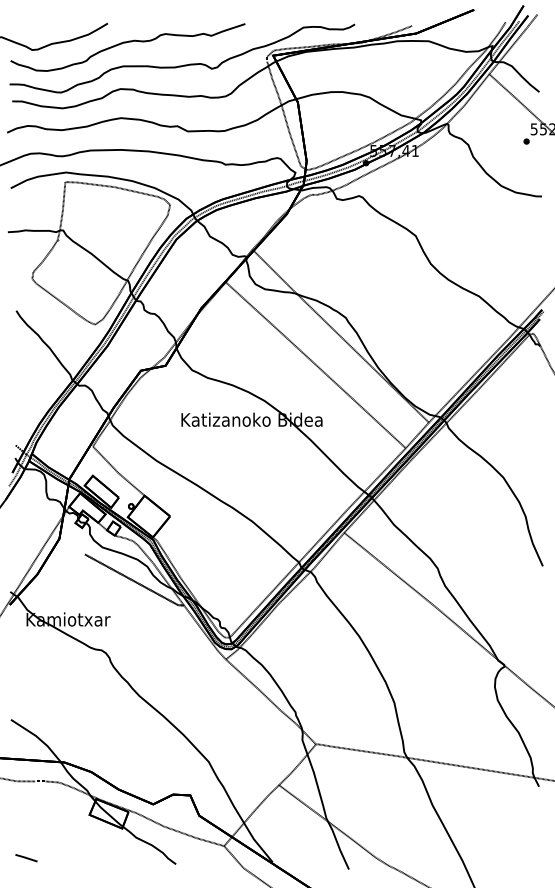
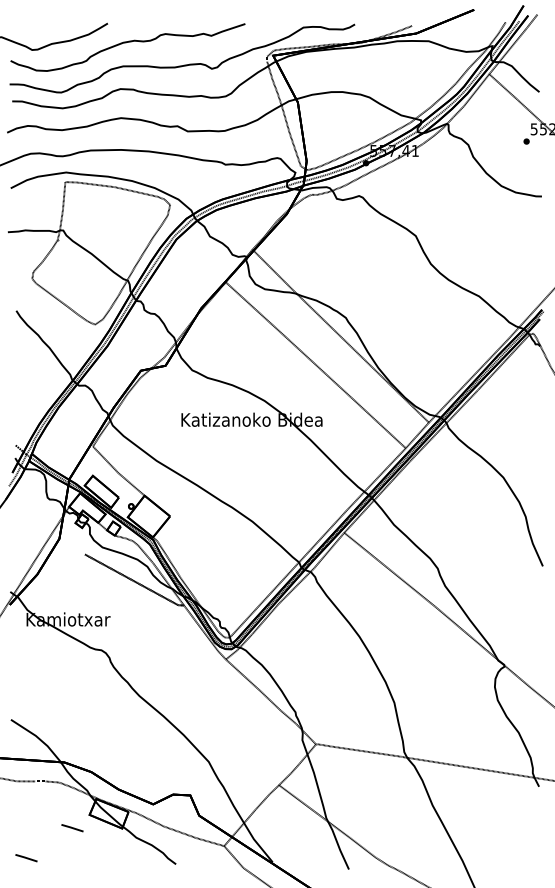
line: none -> present (72, 828)
